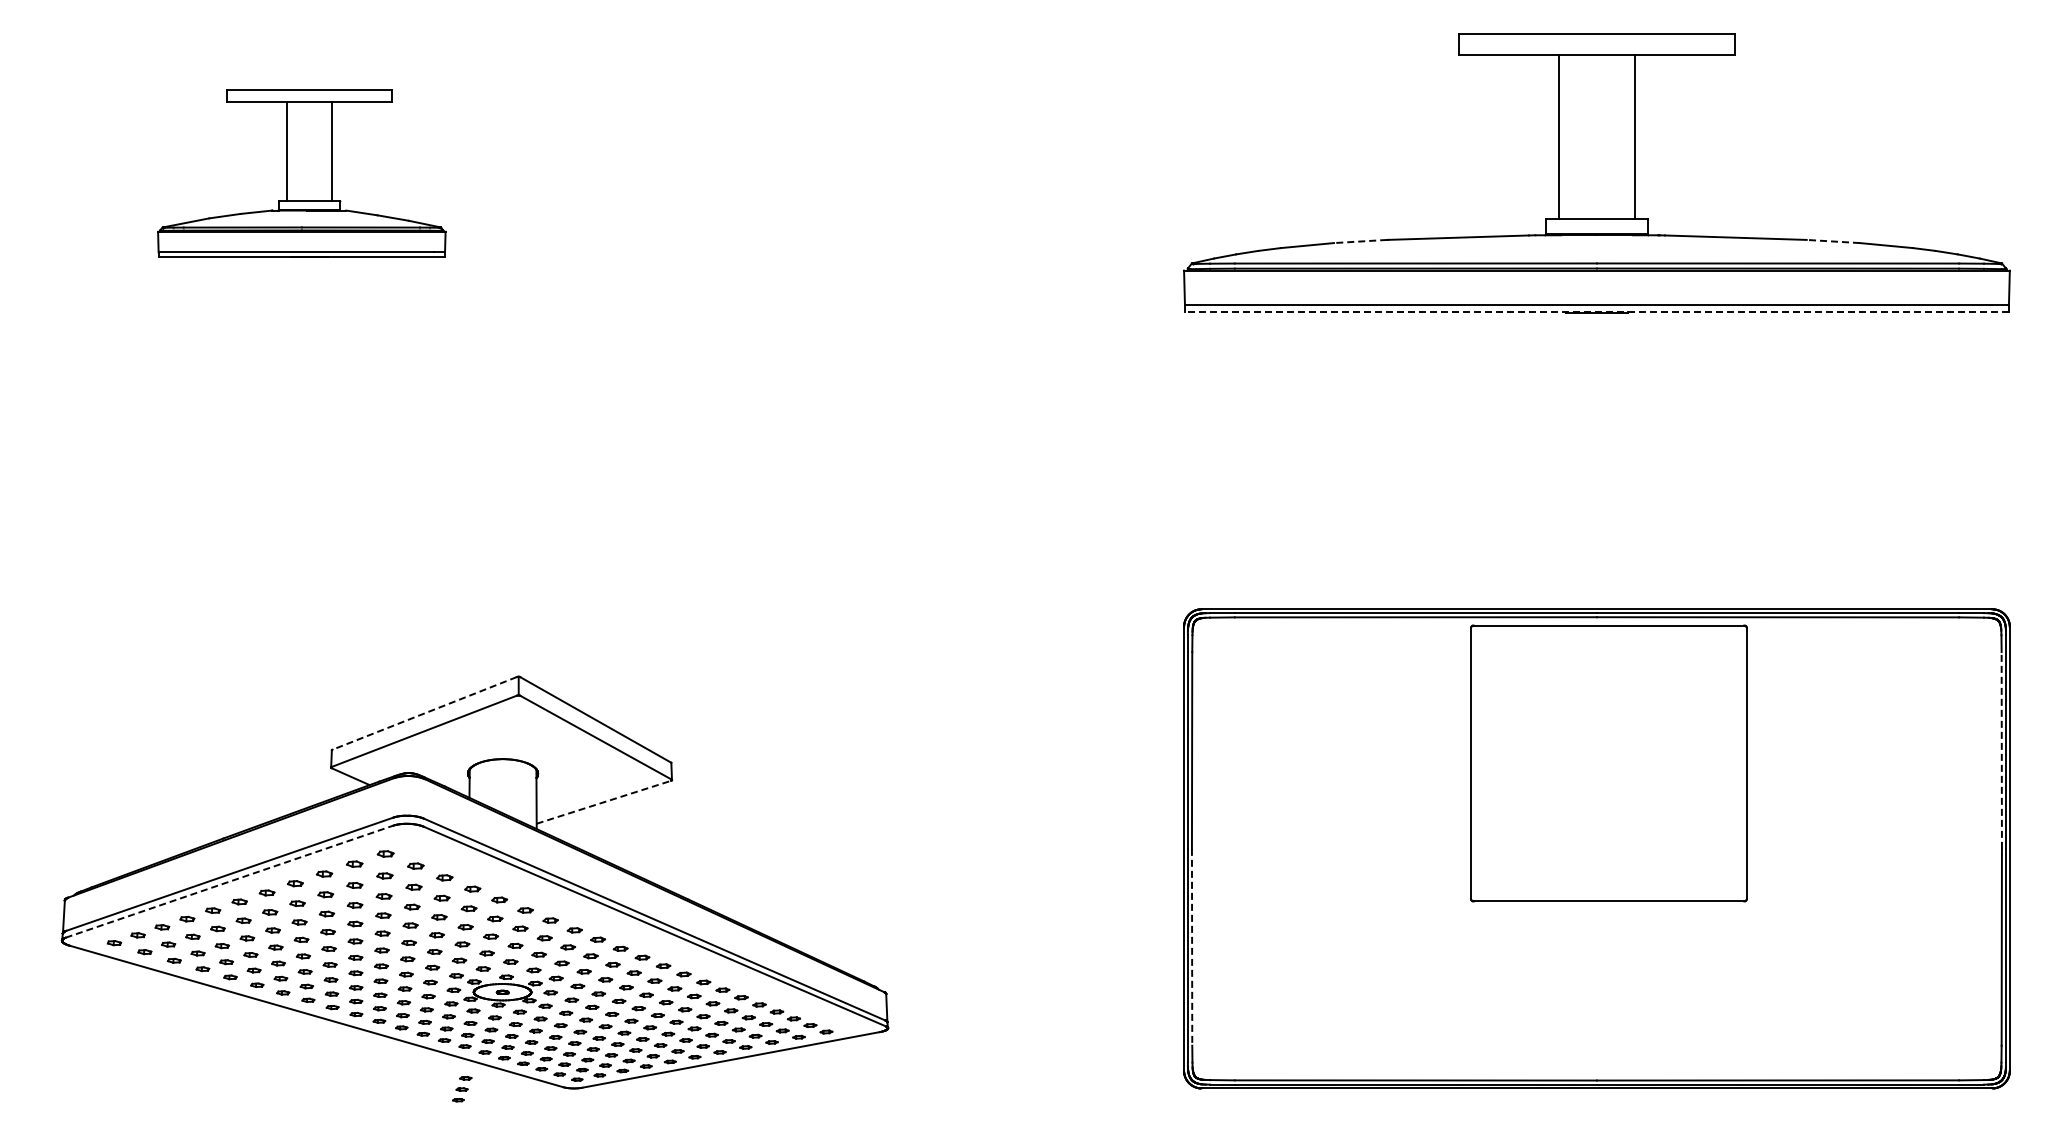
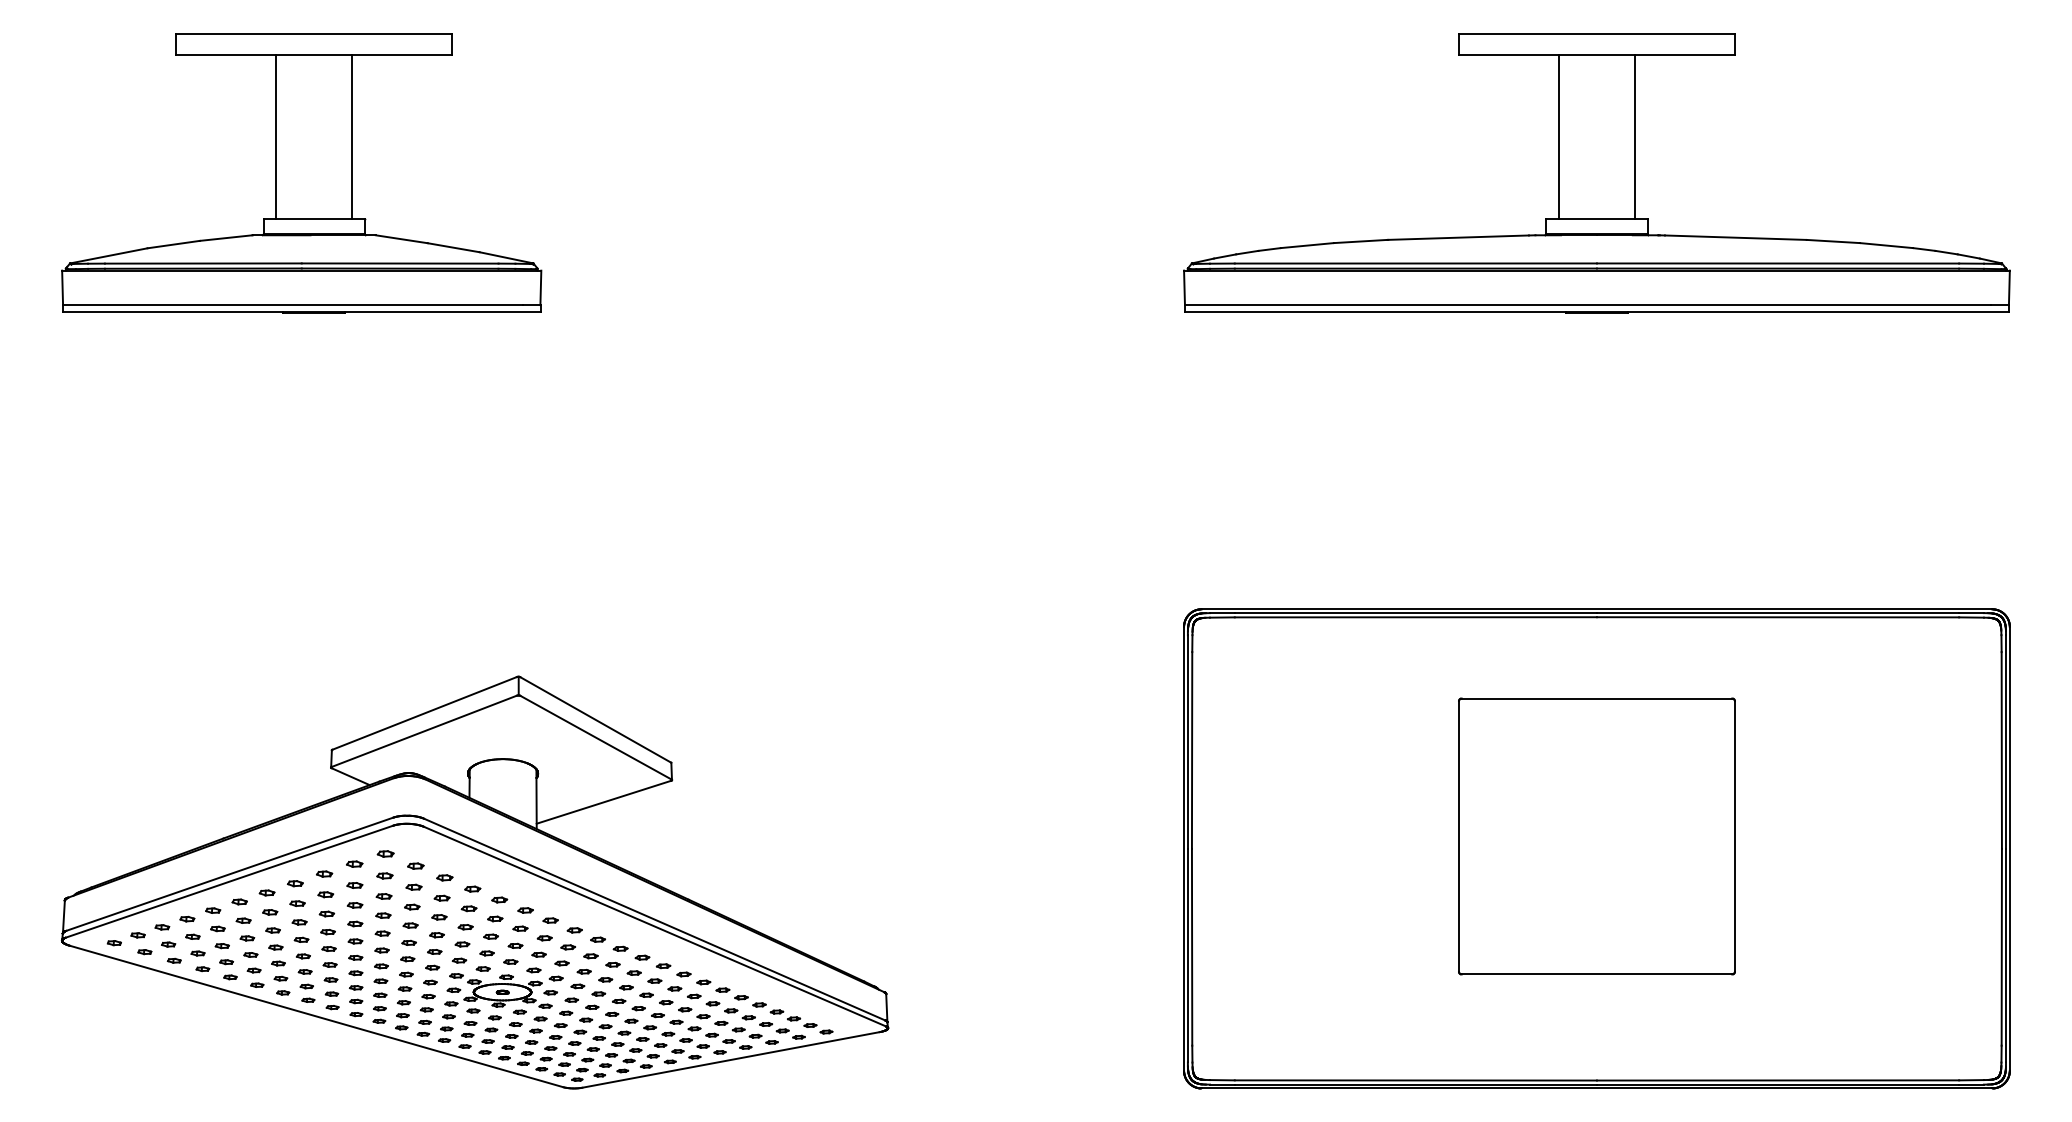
part size: 290x169 px -> 482x281 px (301, 173)
line: dashed -> solid (1360, 241)
line: dashed -> solid (1833, 241)
line: dashed -> solid (1596, 312)
line: dashed -> solid (424, 713)
line: dashed -> solid (2001, 749)
part position: (1608, 763) -> (1596, 836) (1596, 836)
line: dashed -> solid (604, 802)
line: dashed -> solid (229, 881)
line: dashed -> solid (1192, 947)
part: present -> none (462, 1089)
